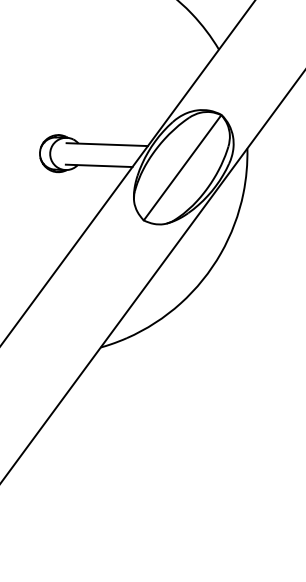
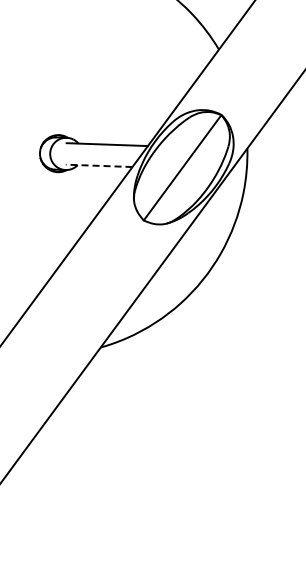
line: solid -> dashed (98, 165)
